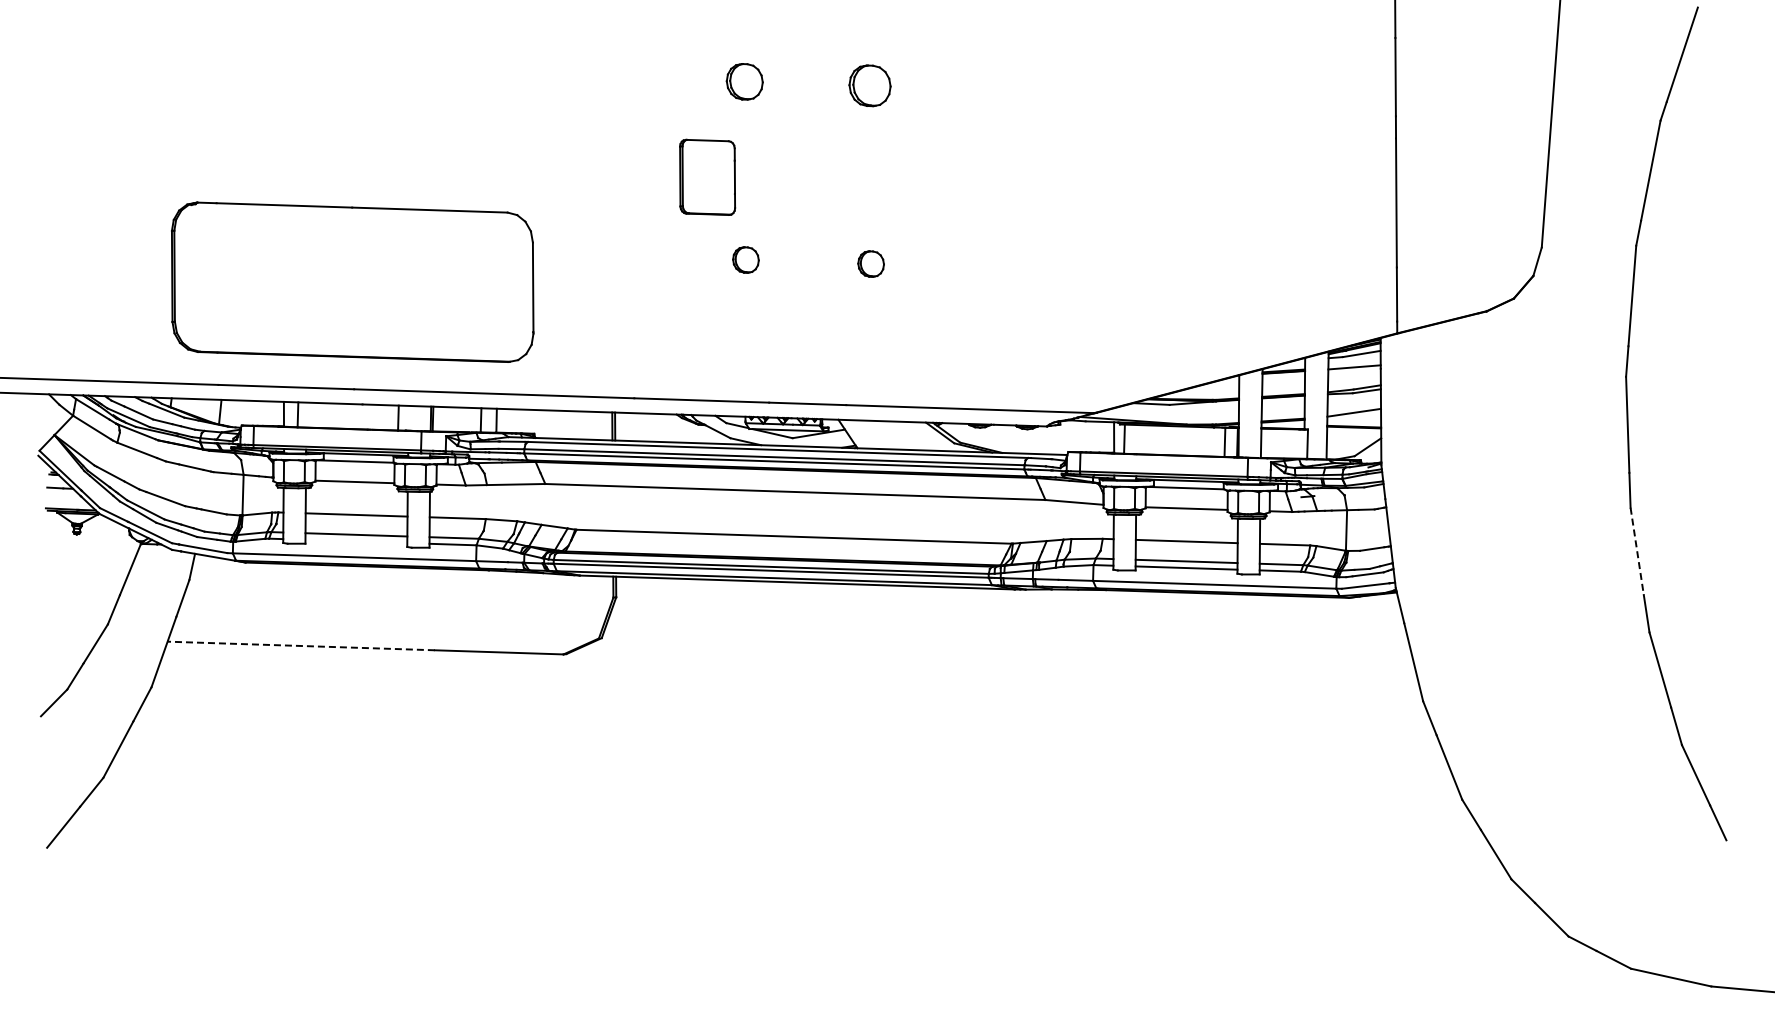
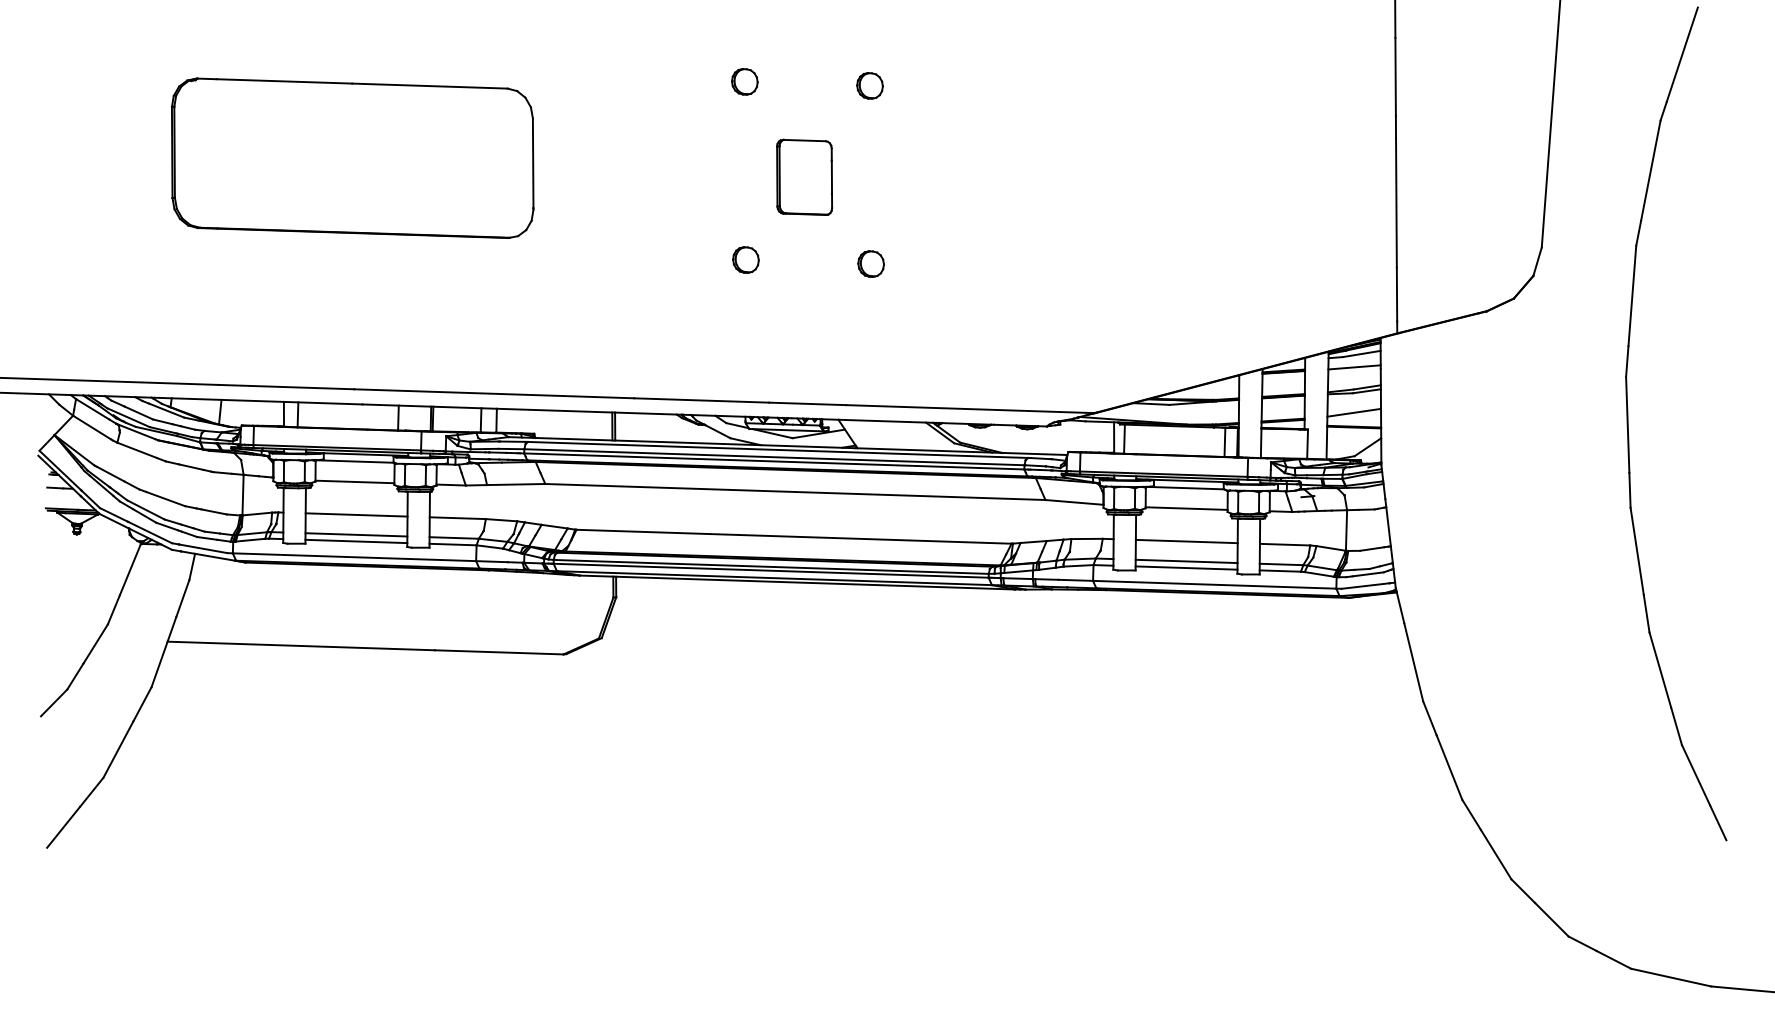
part size: 39x38 px -> 28x28 px (744, 81)
part size: 44x44 px -> 28x28 px (869, 85)
part position: (707, 176) -> (804, 176) (804, 176)
part position: (352, 281) -> (352, 157) (352, 157)
line: none -> present (356, 541)
line: dashed -> solid (1637, 551)
line: dashed -> solid (301, 645)
